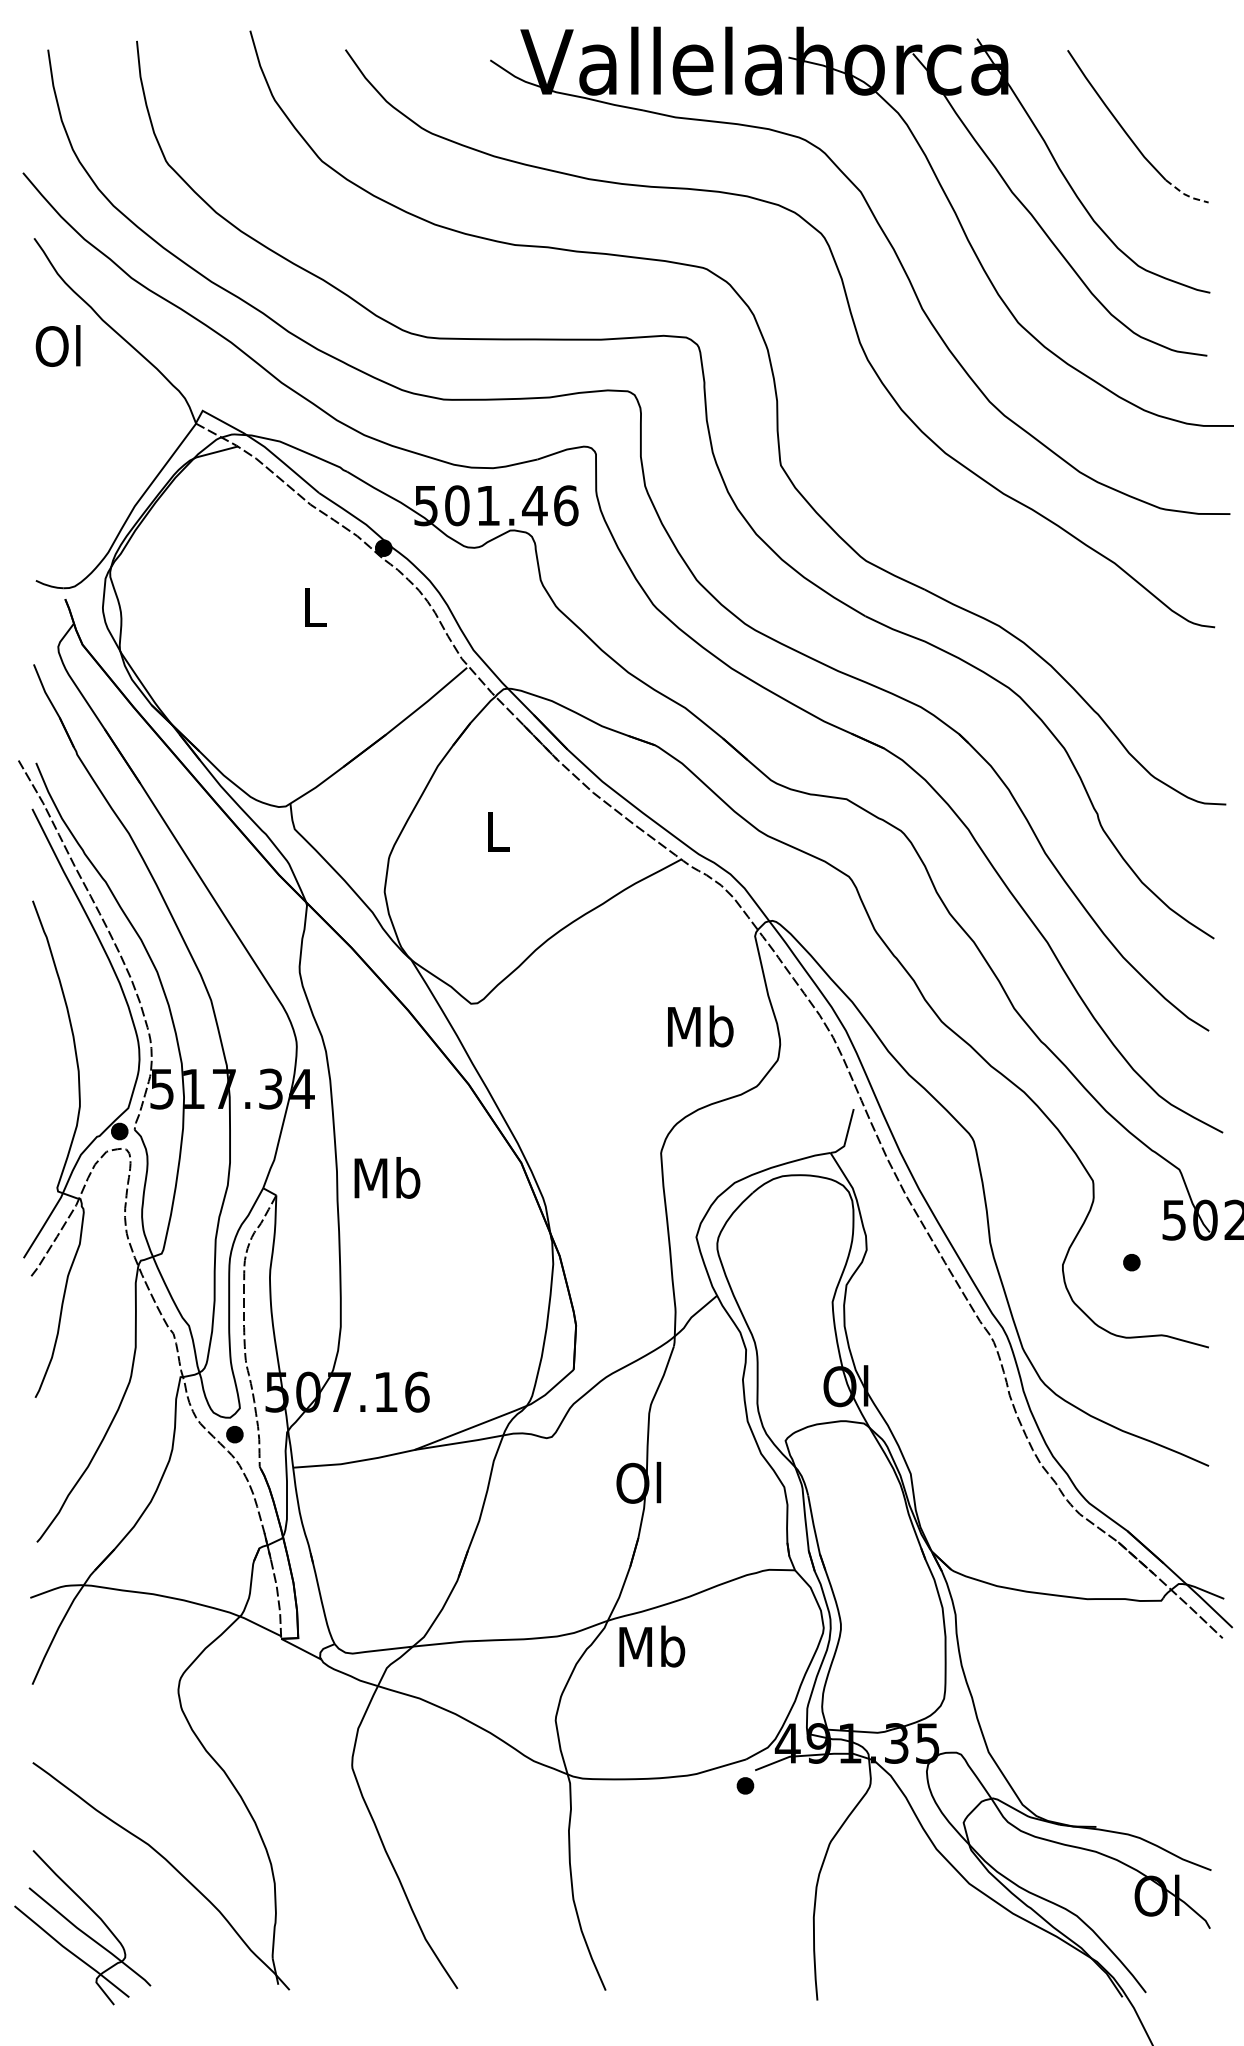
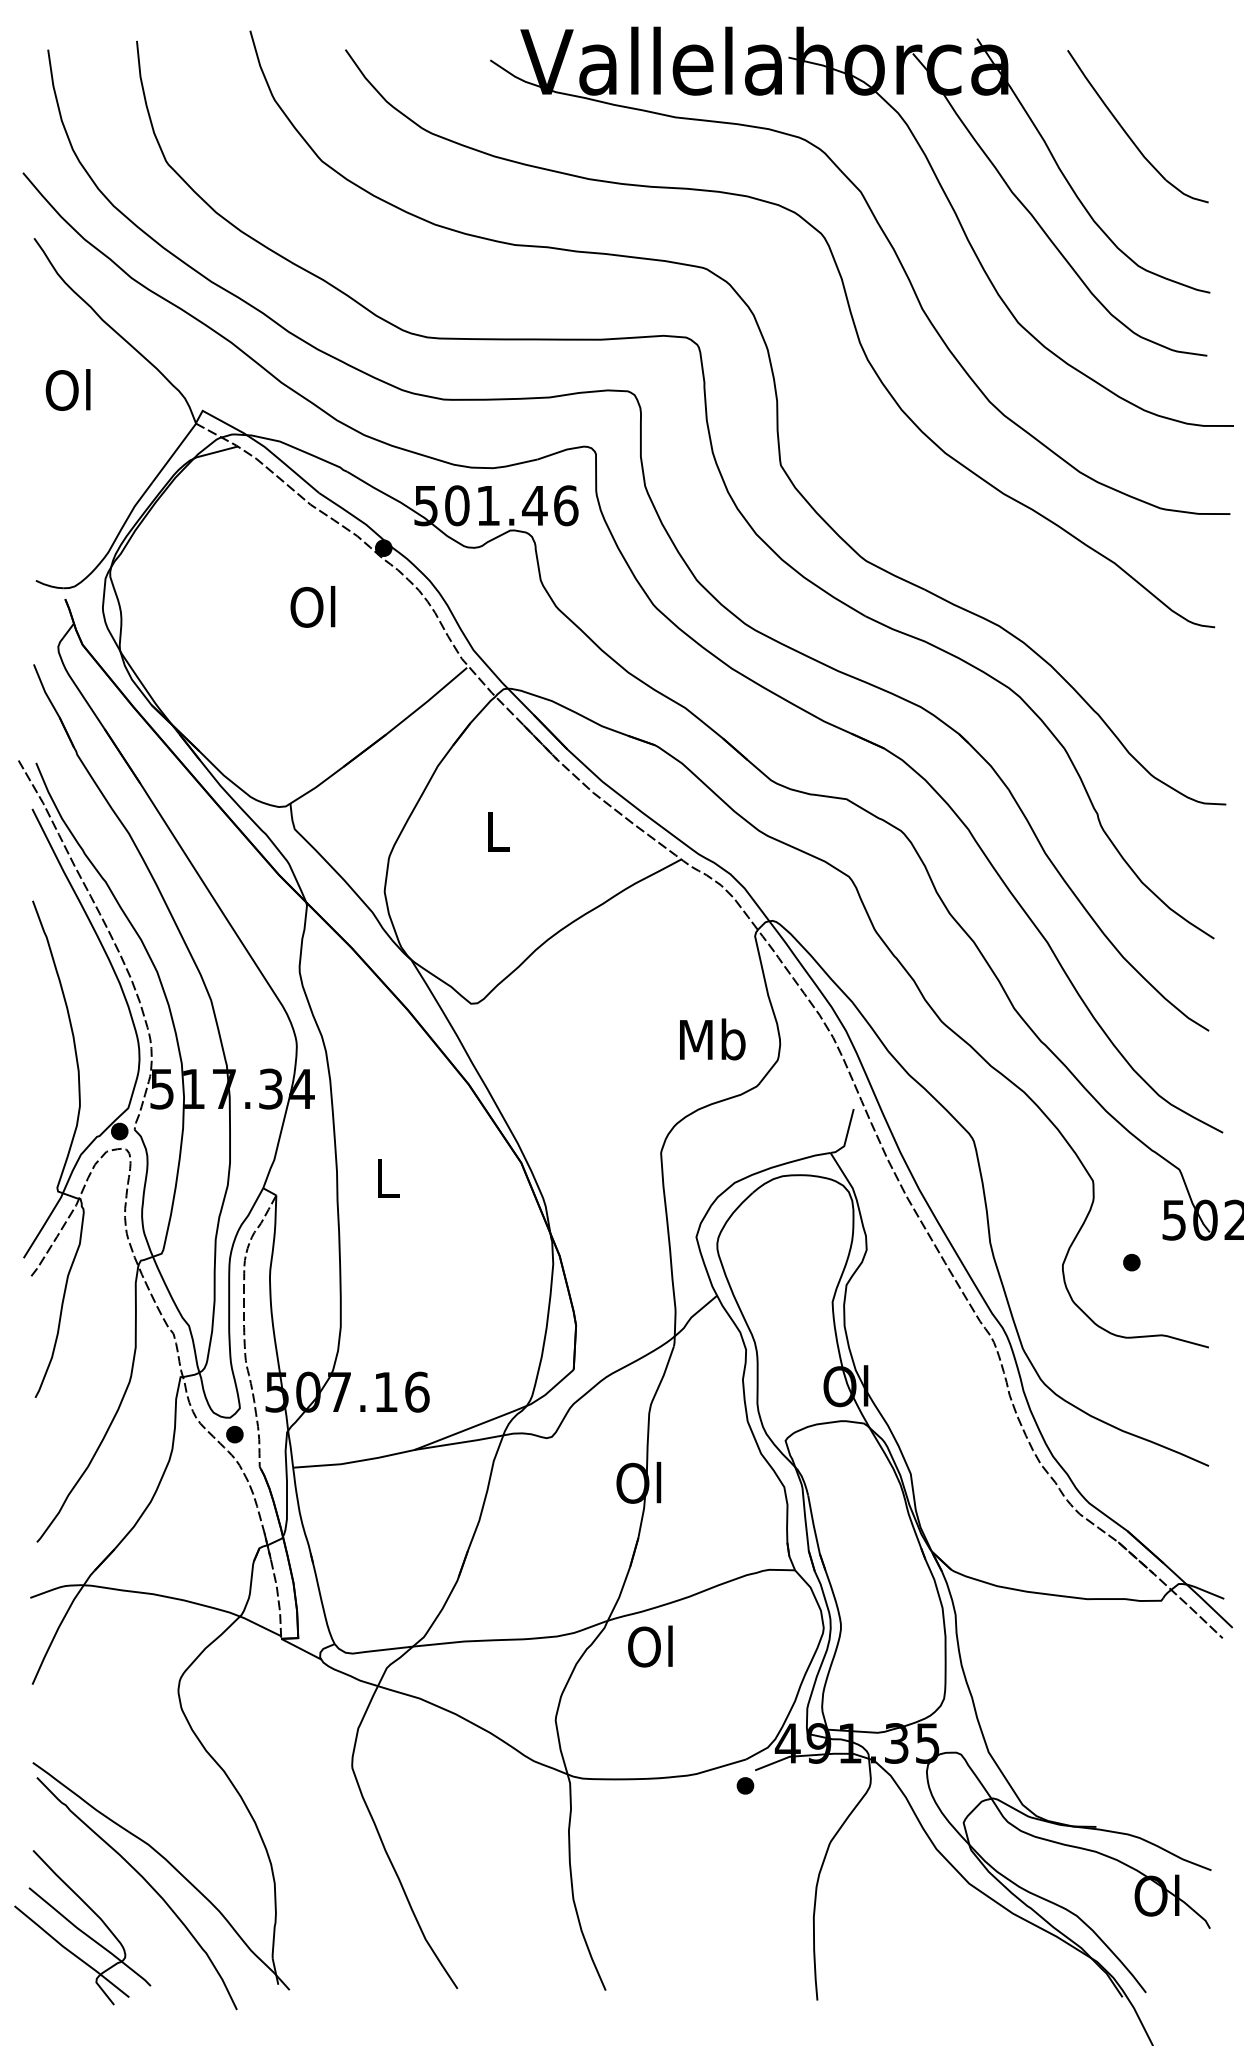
line: dashed -> solid (1186, 195)
text position: (57, 345) -> (67, 389) (67, 389)
text: L -> Ol (312, 606)
text position: (700, 1026) -> (712, 1039) (712, 1039)
text: Mb -> L (387, 1177)
text: Mb -> Ol (652, 1646)
curve: none -> present (149, 1886)
